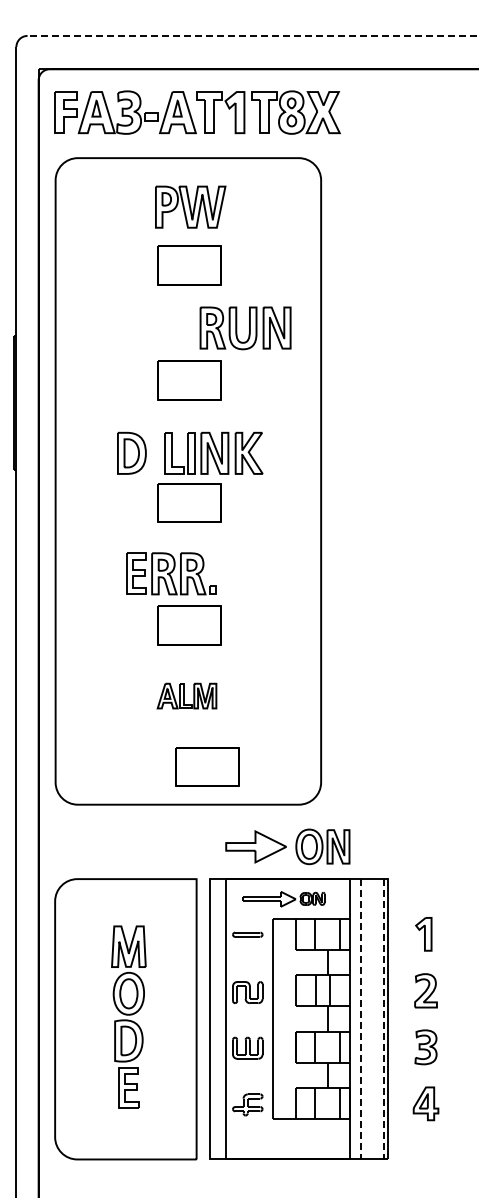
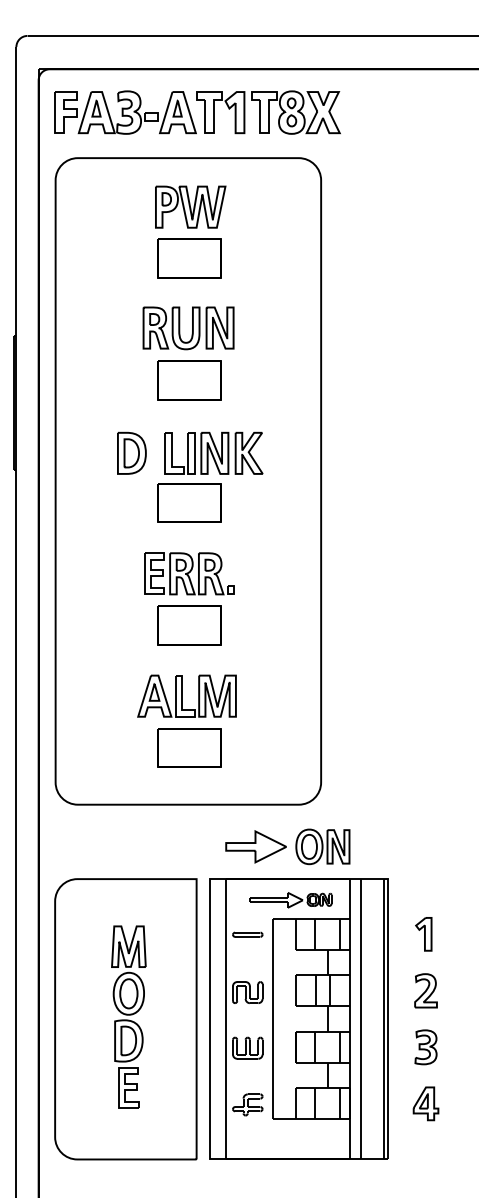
line: dashed -> solid (252, 35)
part position: (189, 265) -> (189, 258) (189, 258)
part position: (245, 328) -> (188, 328) (188, 328)
part position: (171, 573) -> (189, 573) (189, 573)
part size: 62x28 px -> 100x44 px (186, 695)
part position: (207, 766) -> (189, 747) (189, 747)
part position: (283, 899) -> (290, 900) (290, 900)
line: dashed -> solid (361, 1019)
line: dashed -> solid (383, 1019)
